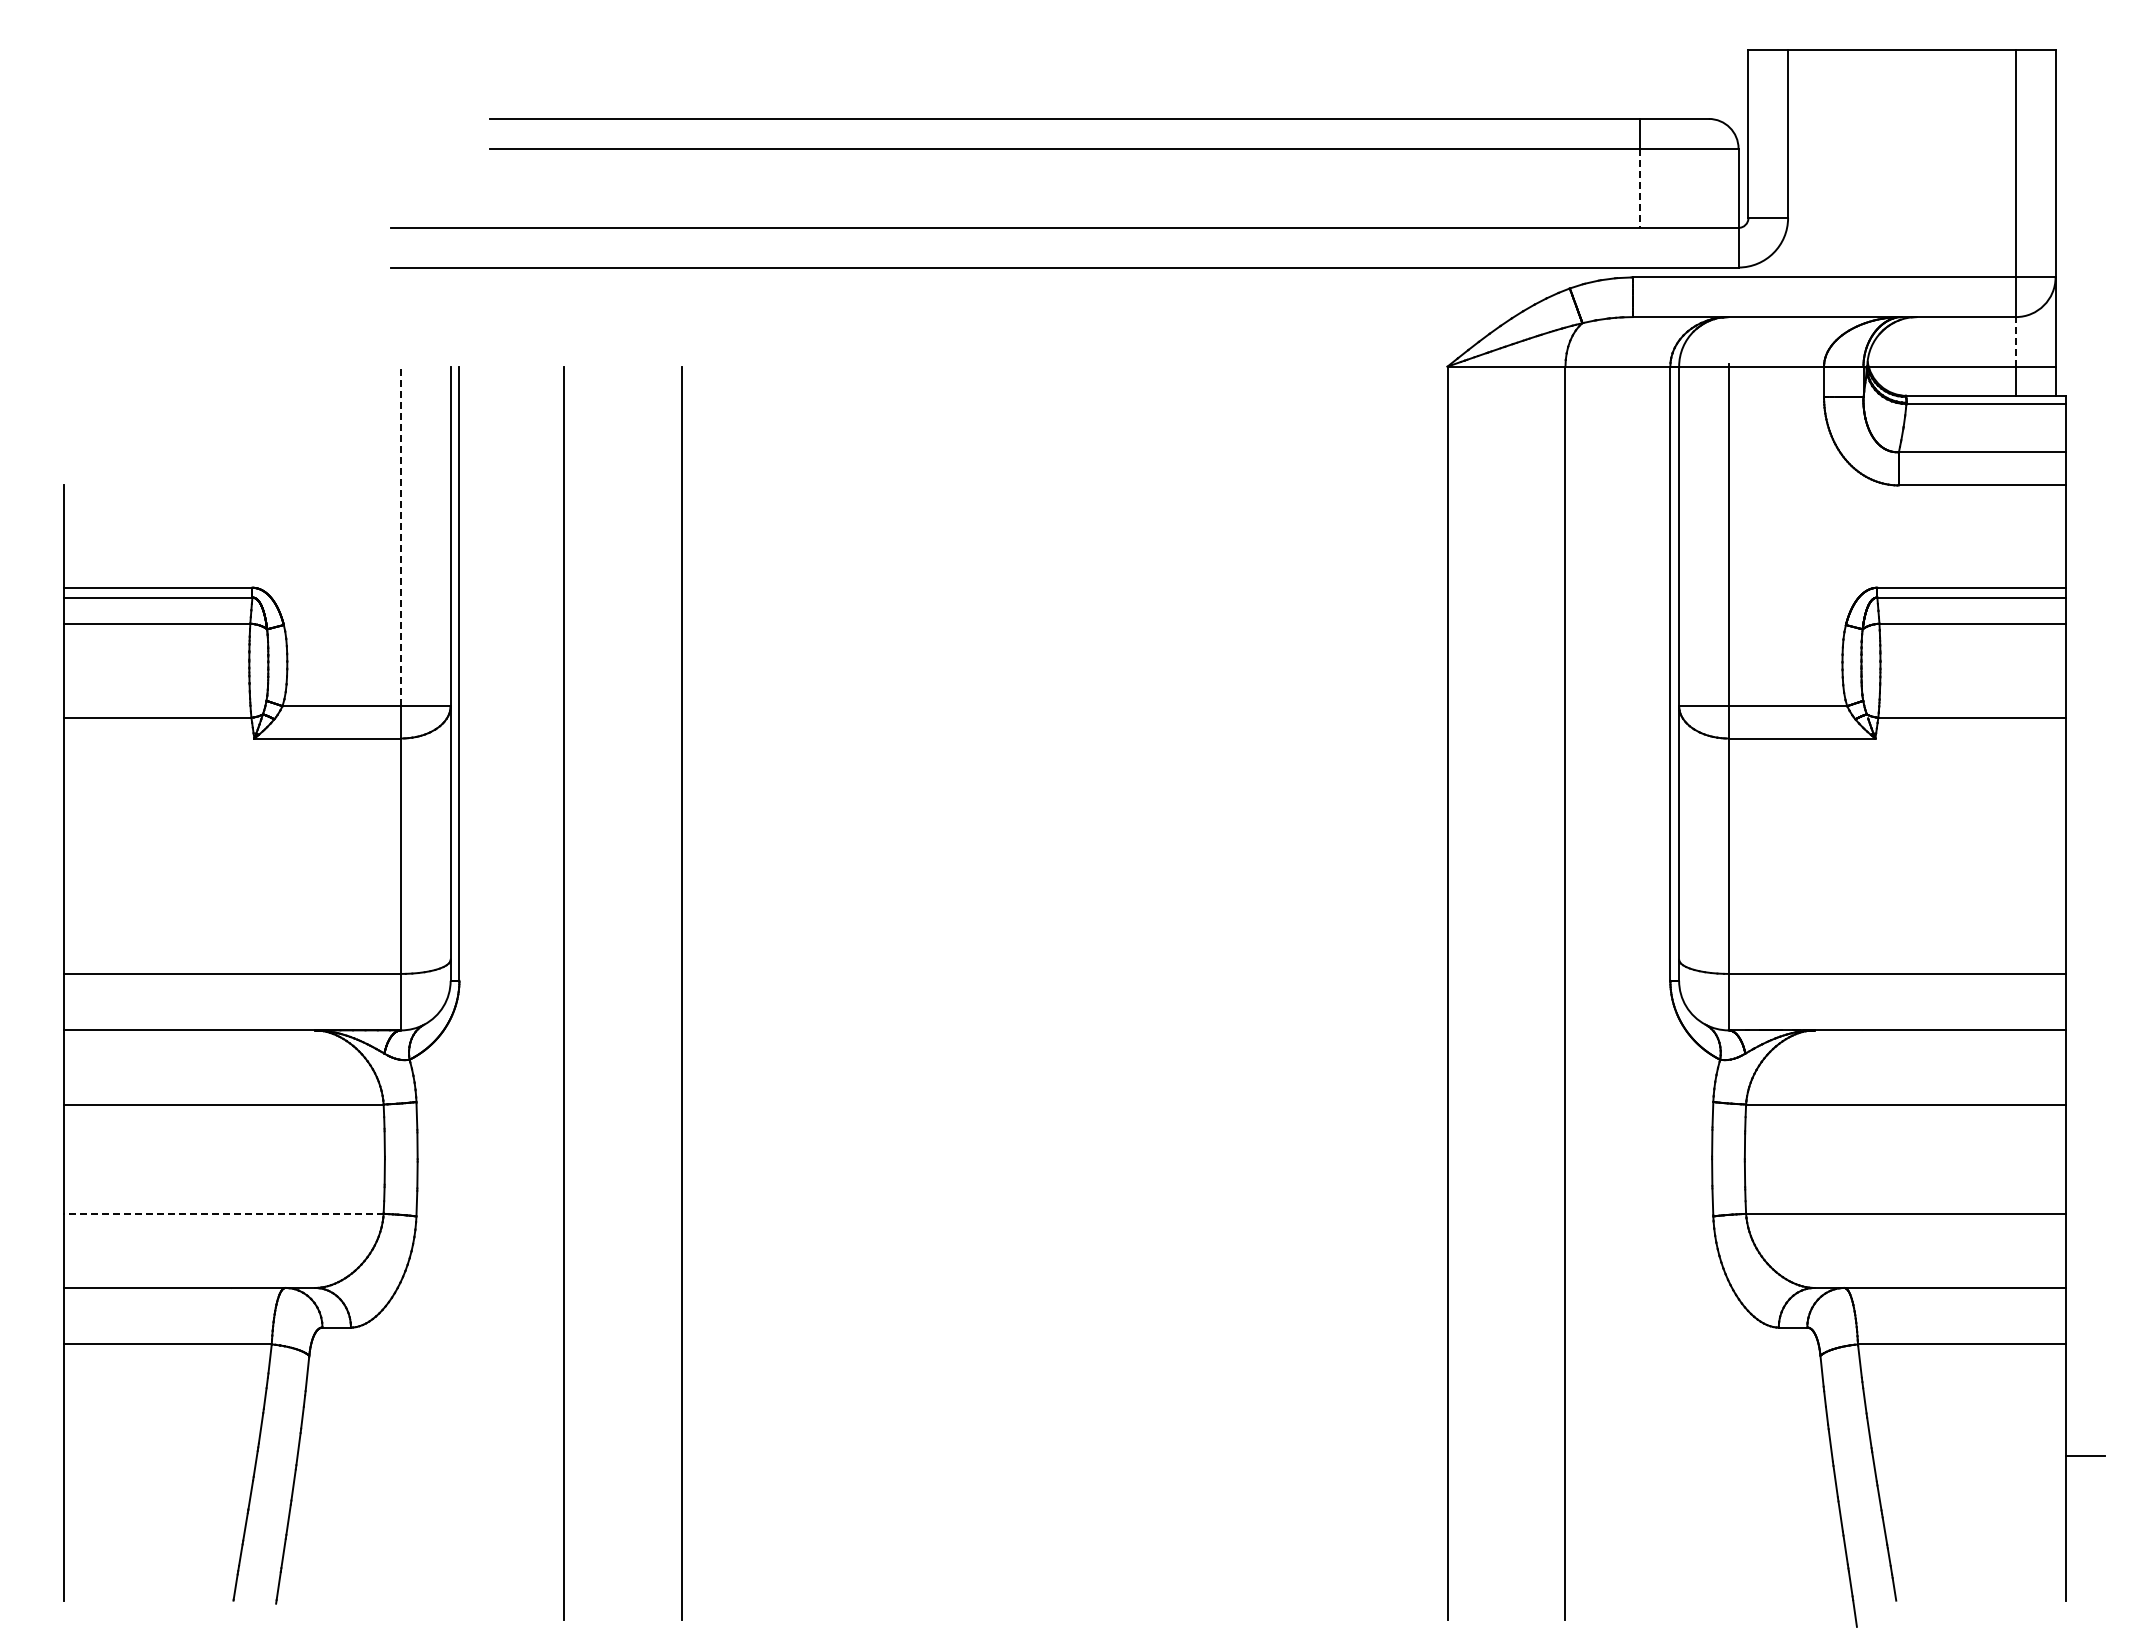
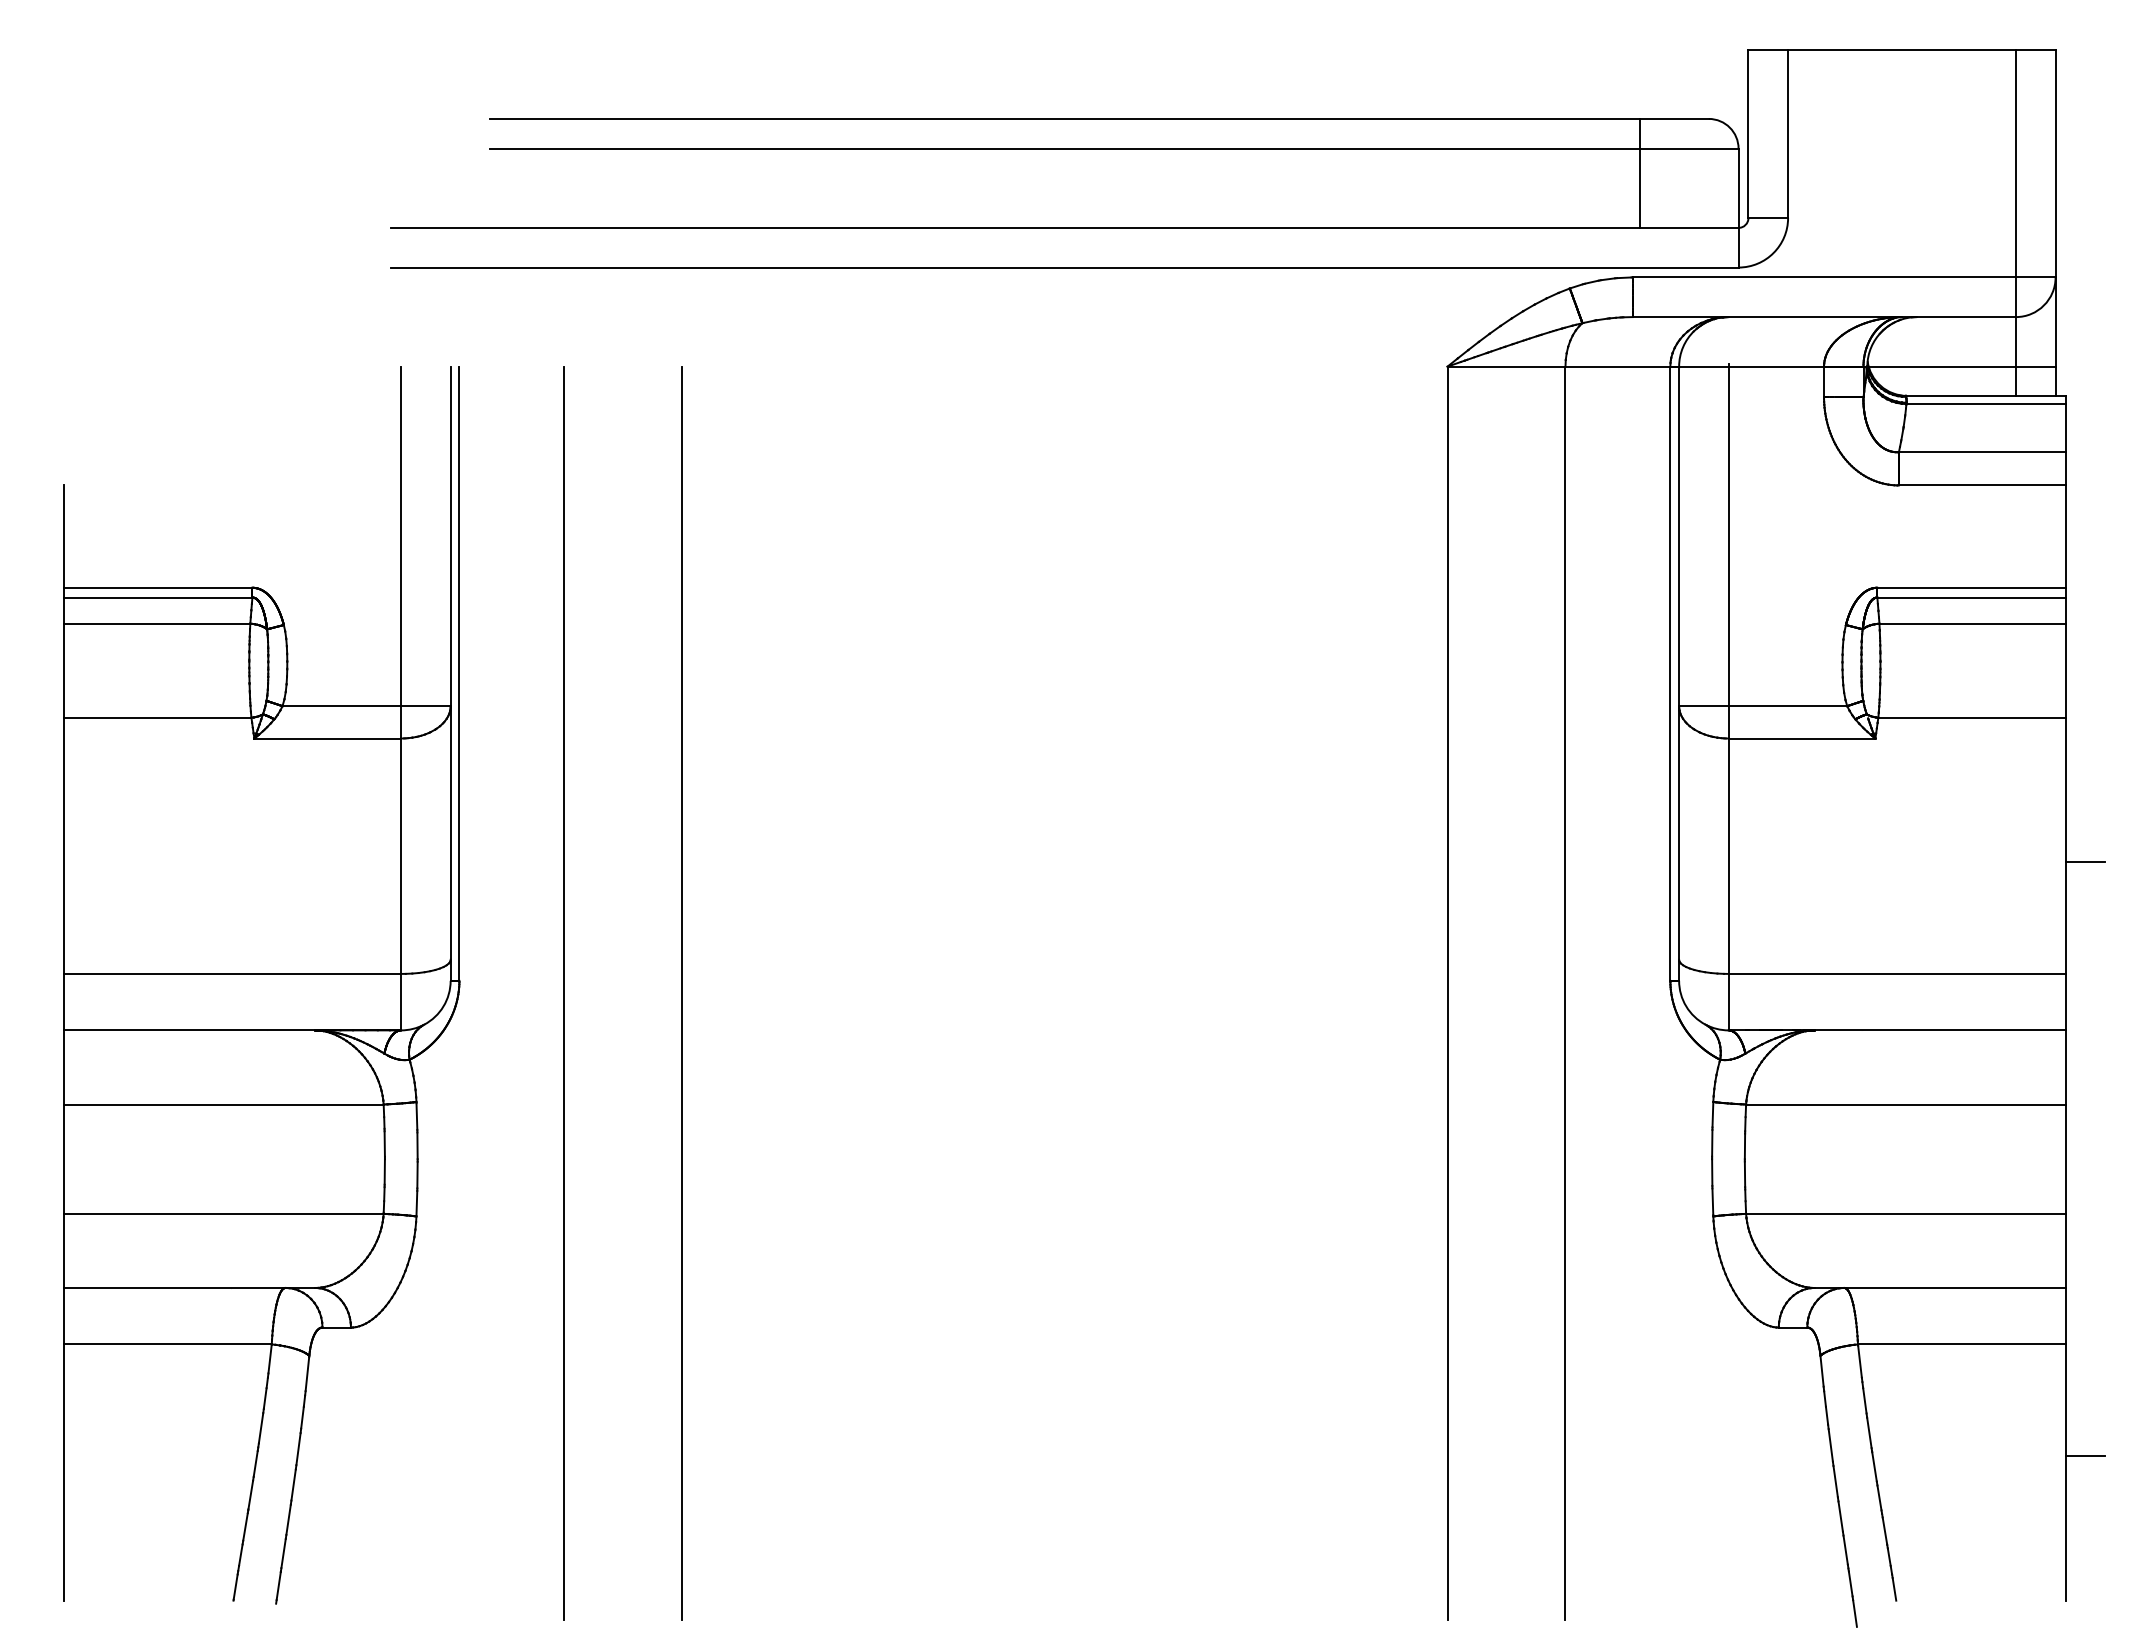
line: dashed -> solid (1639, 188)
line: dashed -> solid (2015, 341)
line: dashed -> solid (401, 536)
line: none -> present (2085, 861)
line: dashed -> solid (223, 1213)
